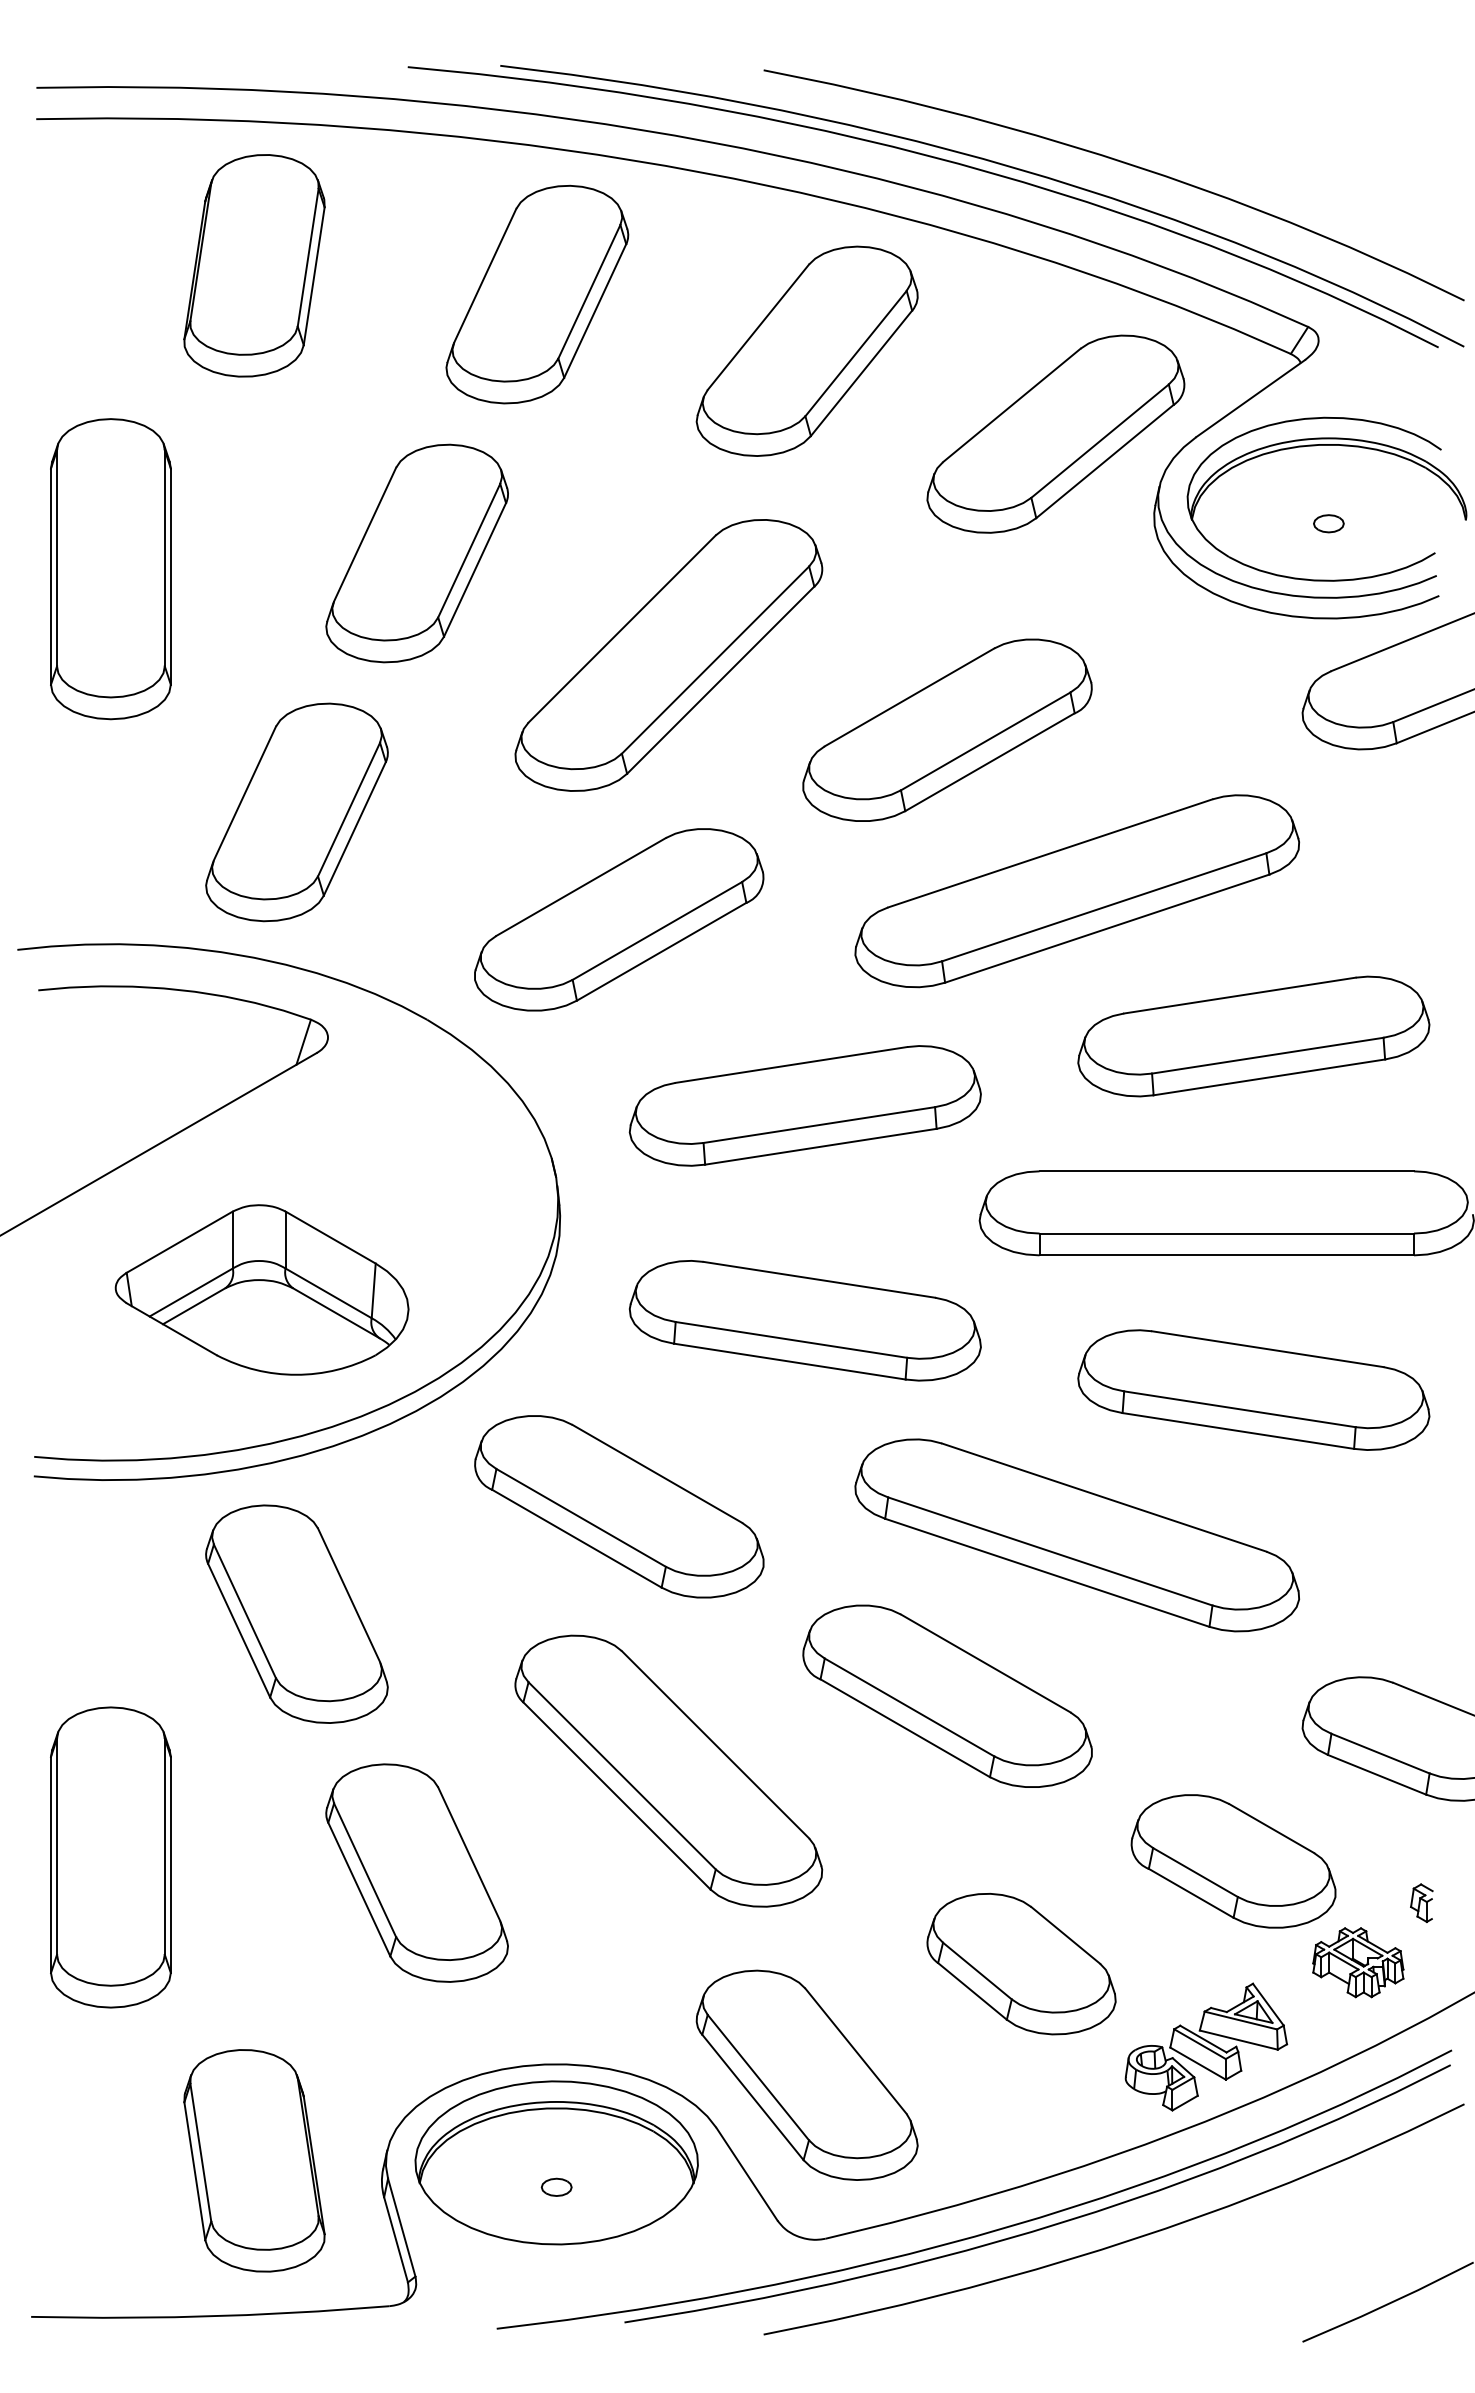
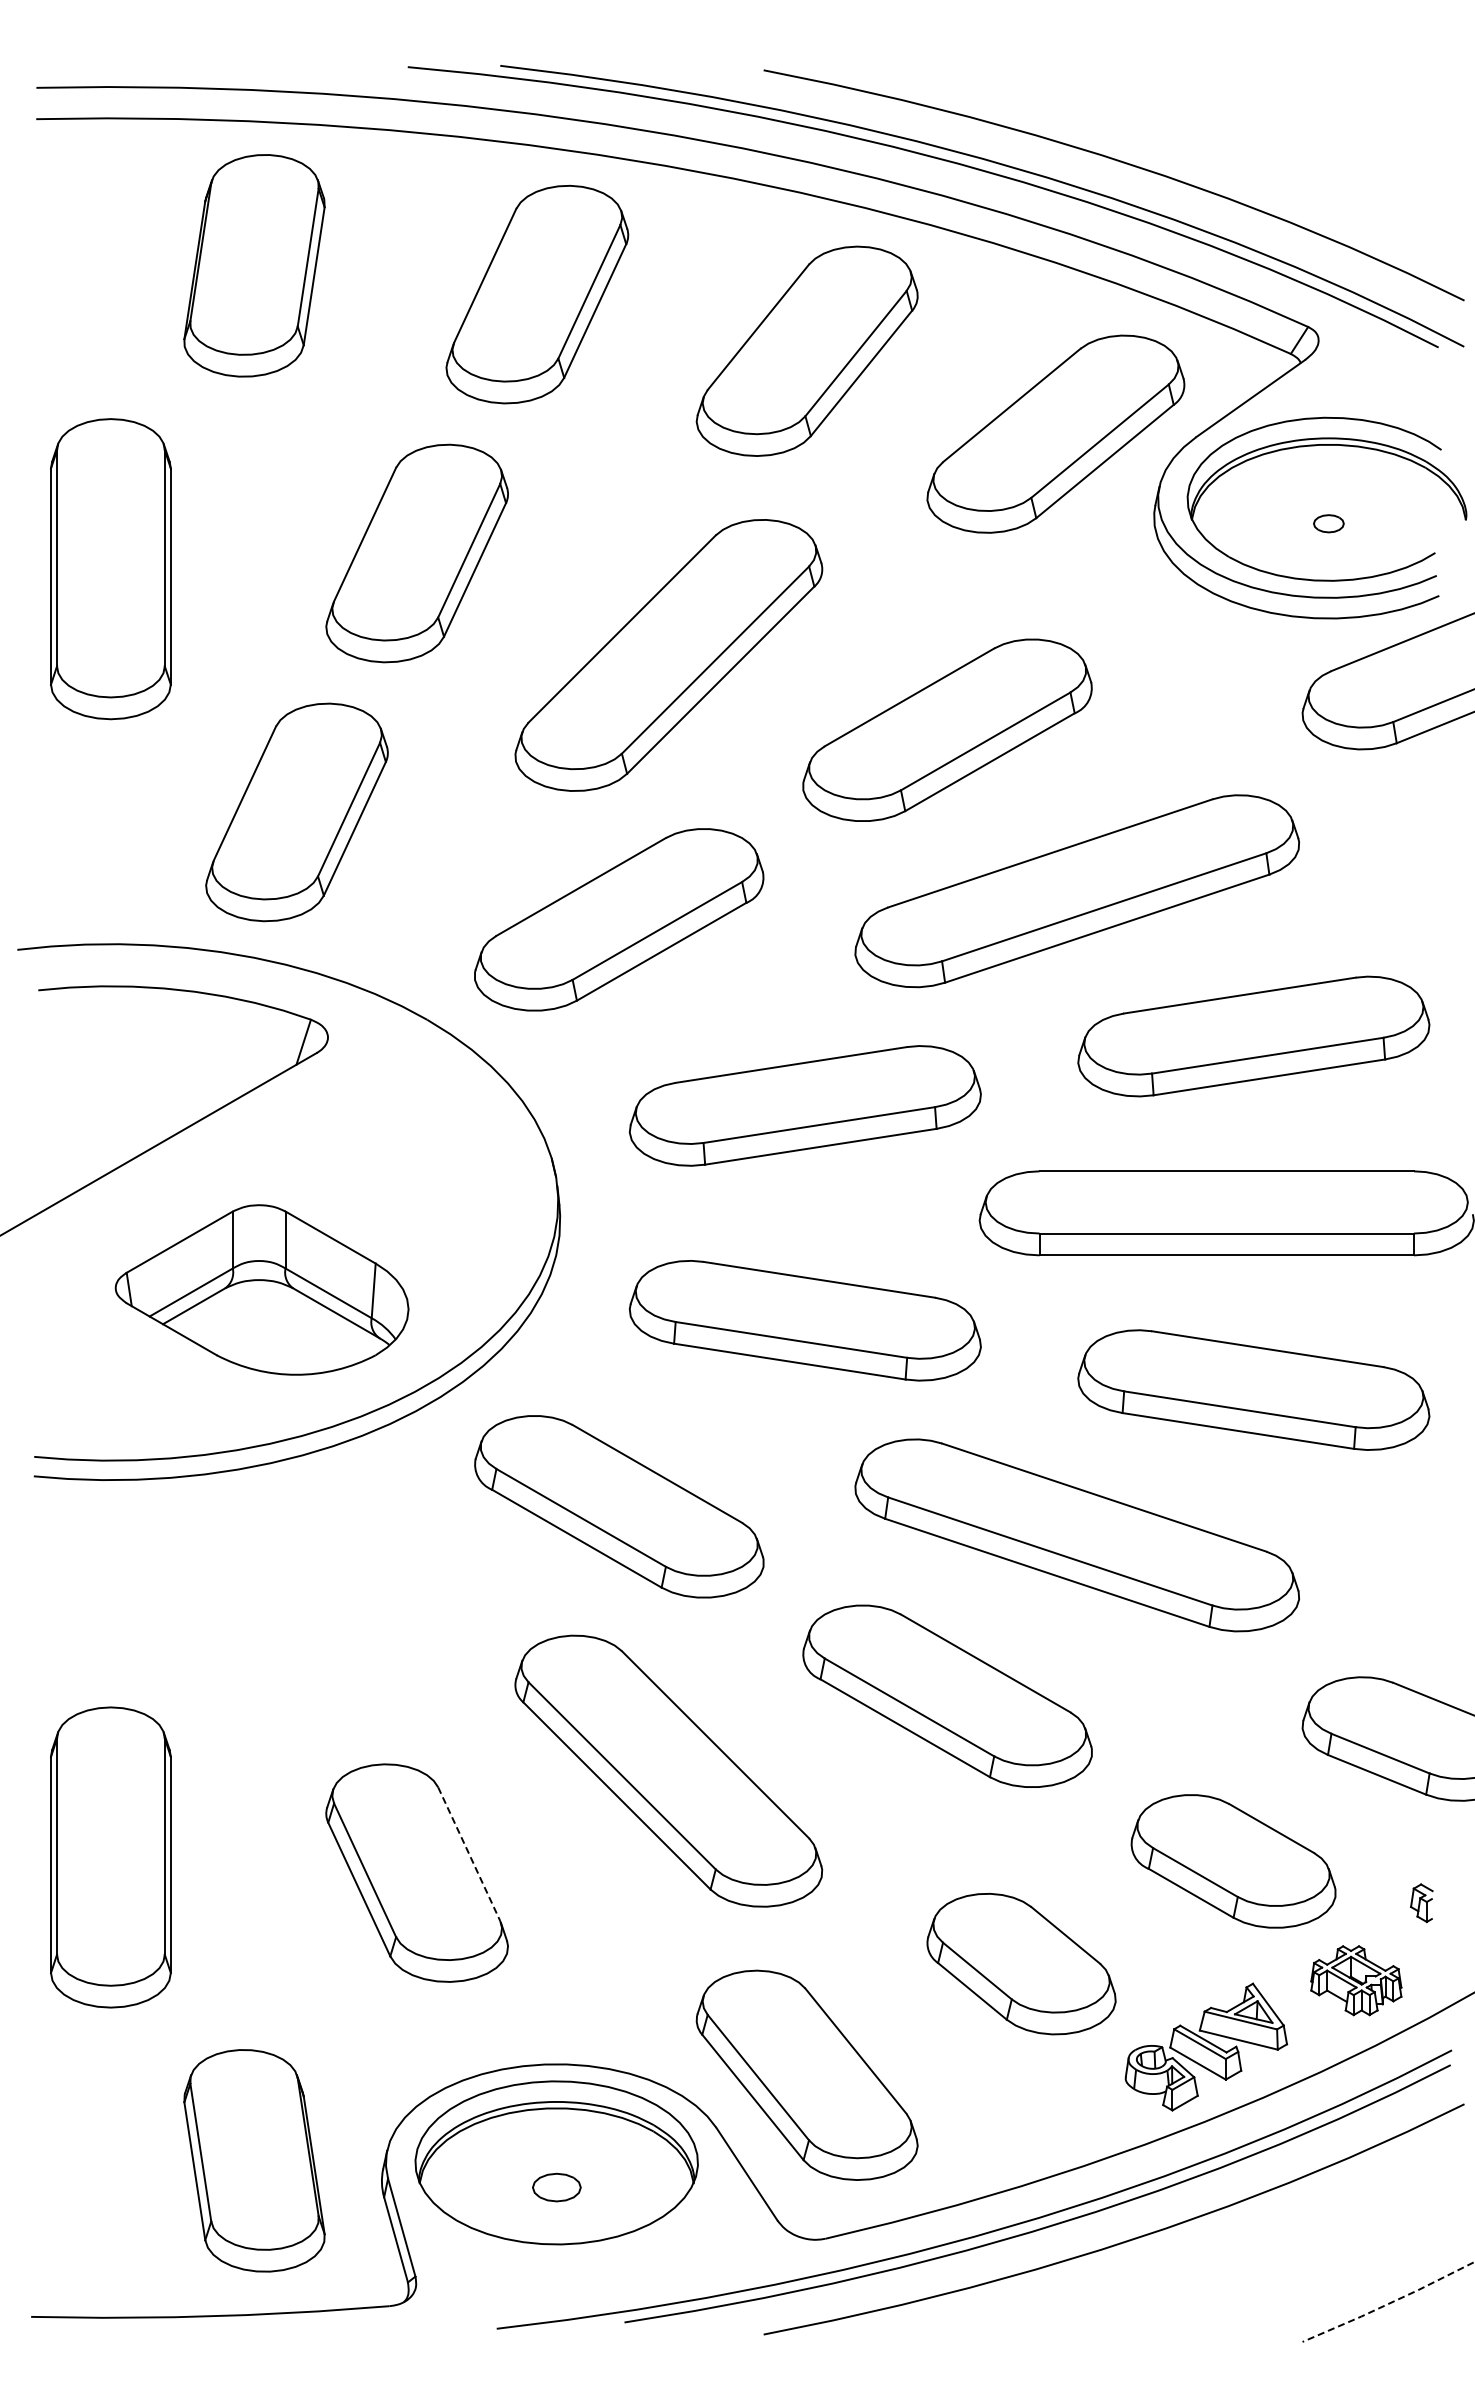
part: present -> none (296, 1613)
line: solid -> dashed (469, 1854)
part position: (1358, 1962) -> (1356, 1980) (1356, 1980)
part size: 33x20 px -> 50x31 px (556, 2187)
line: solid -> dashed (1388, 2304)
